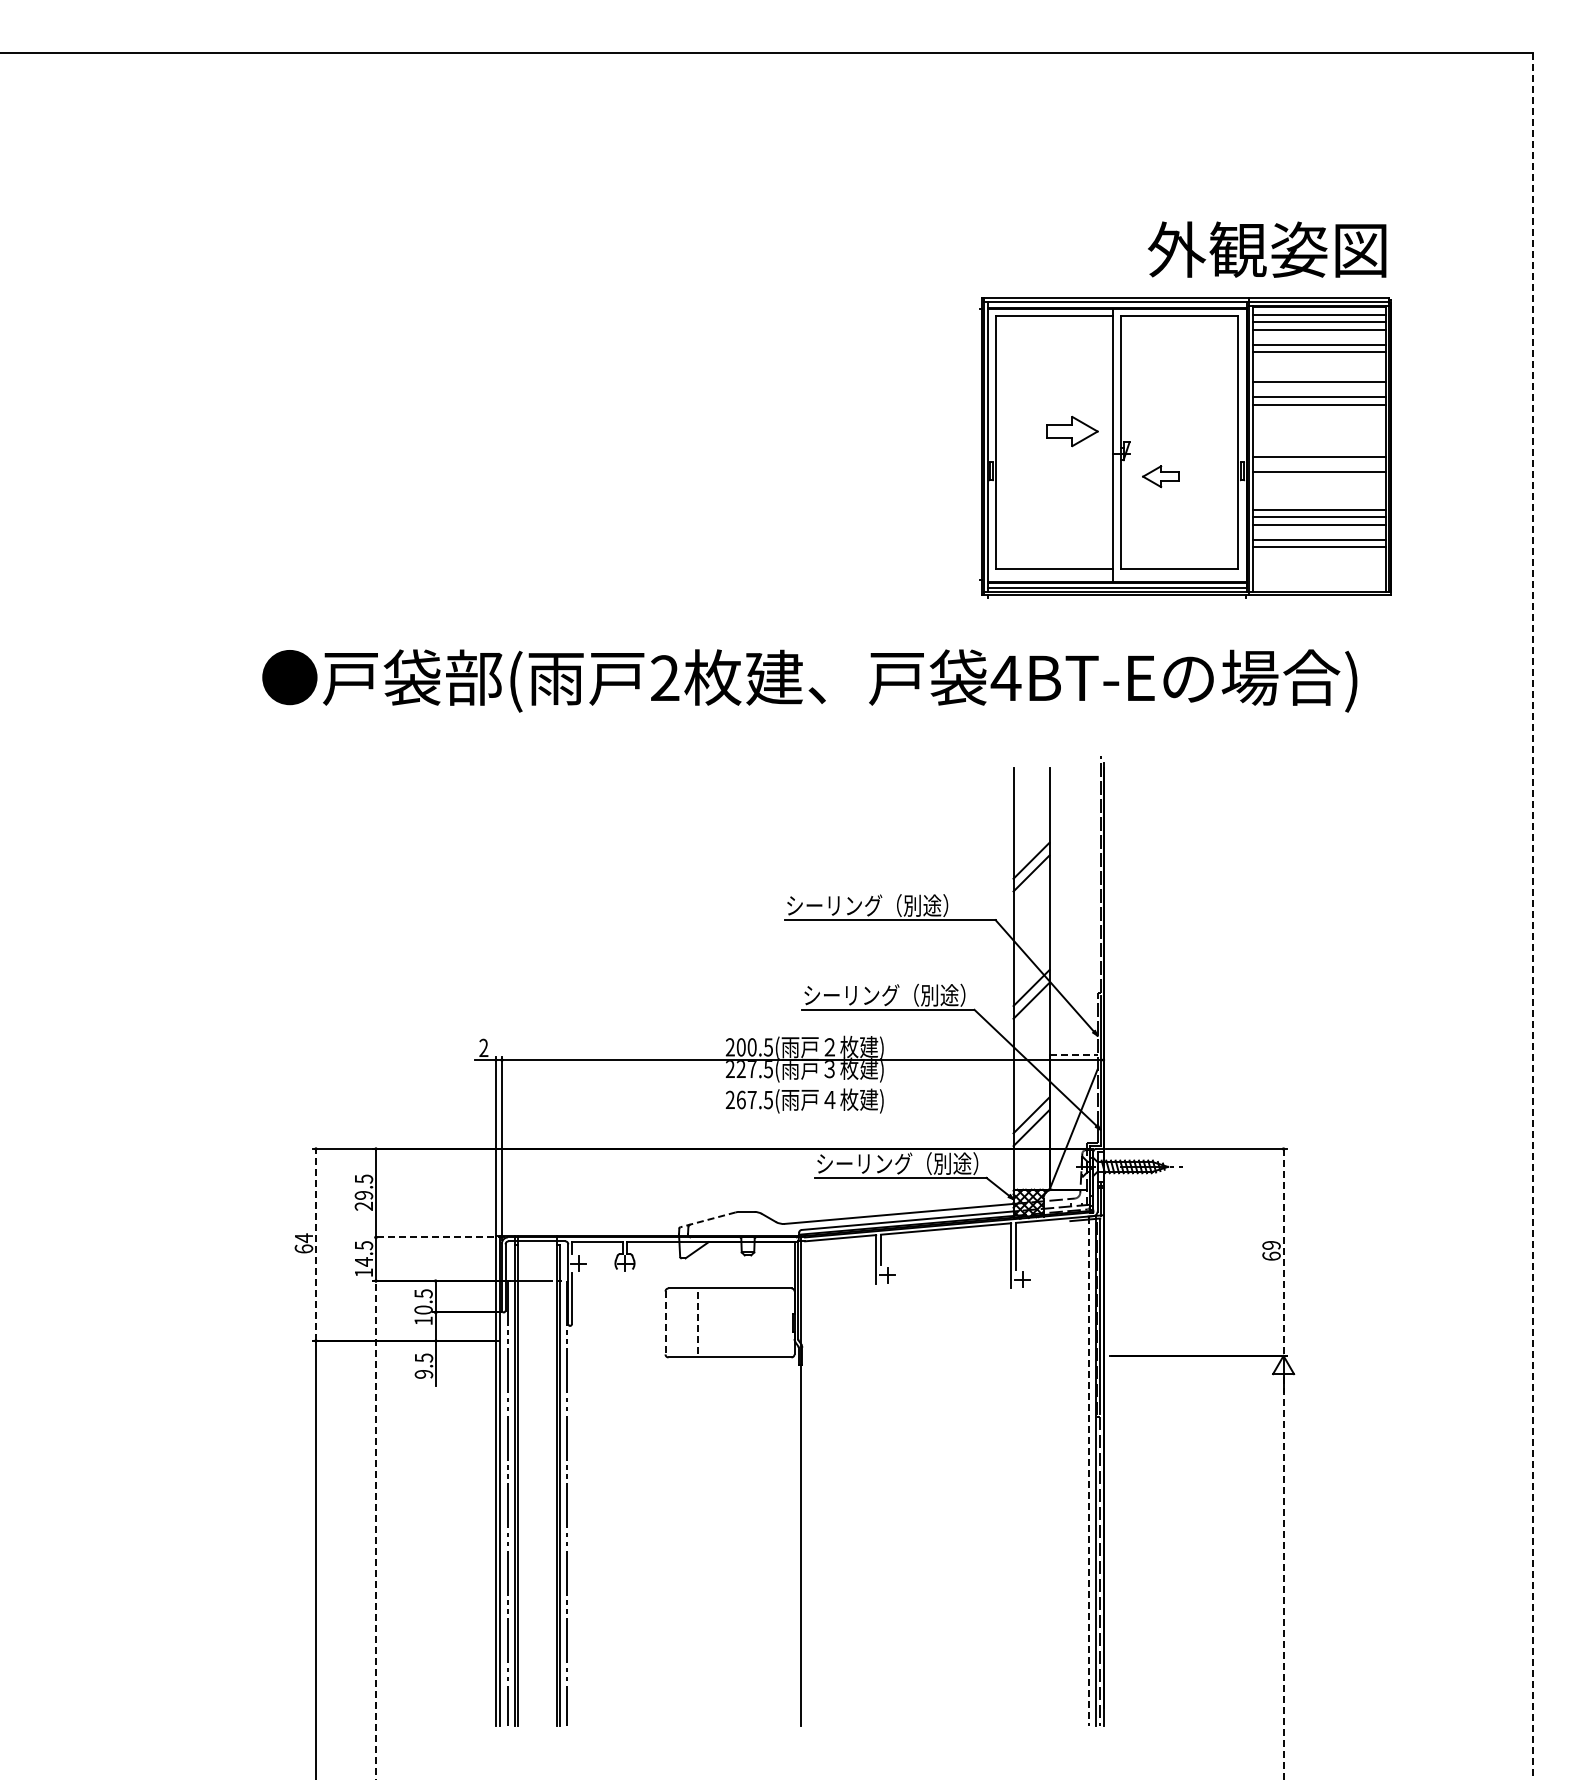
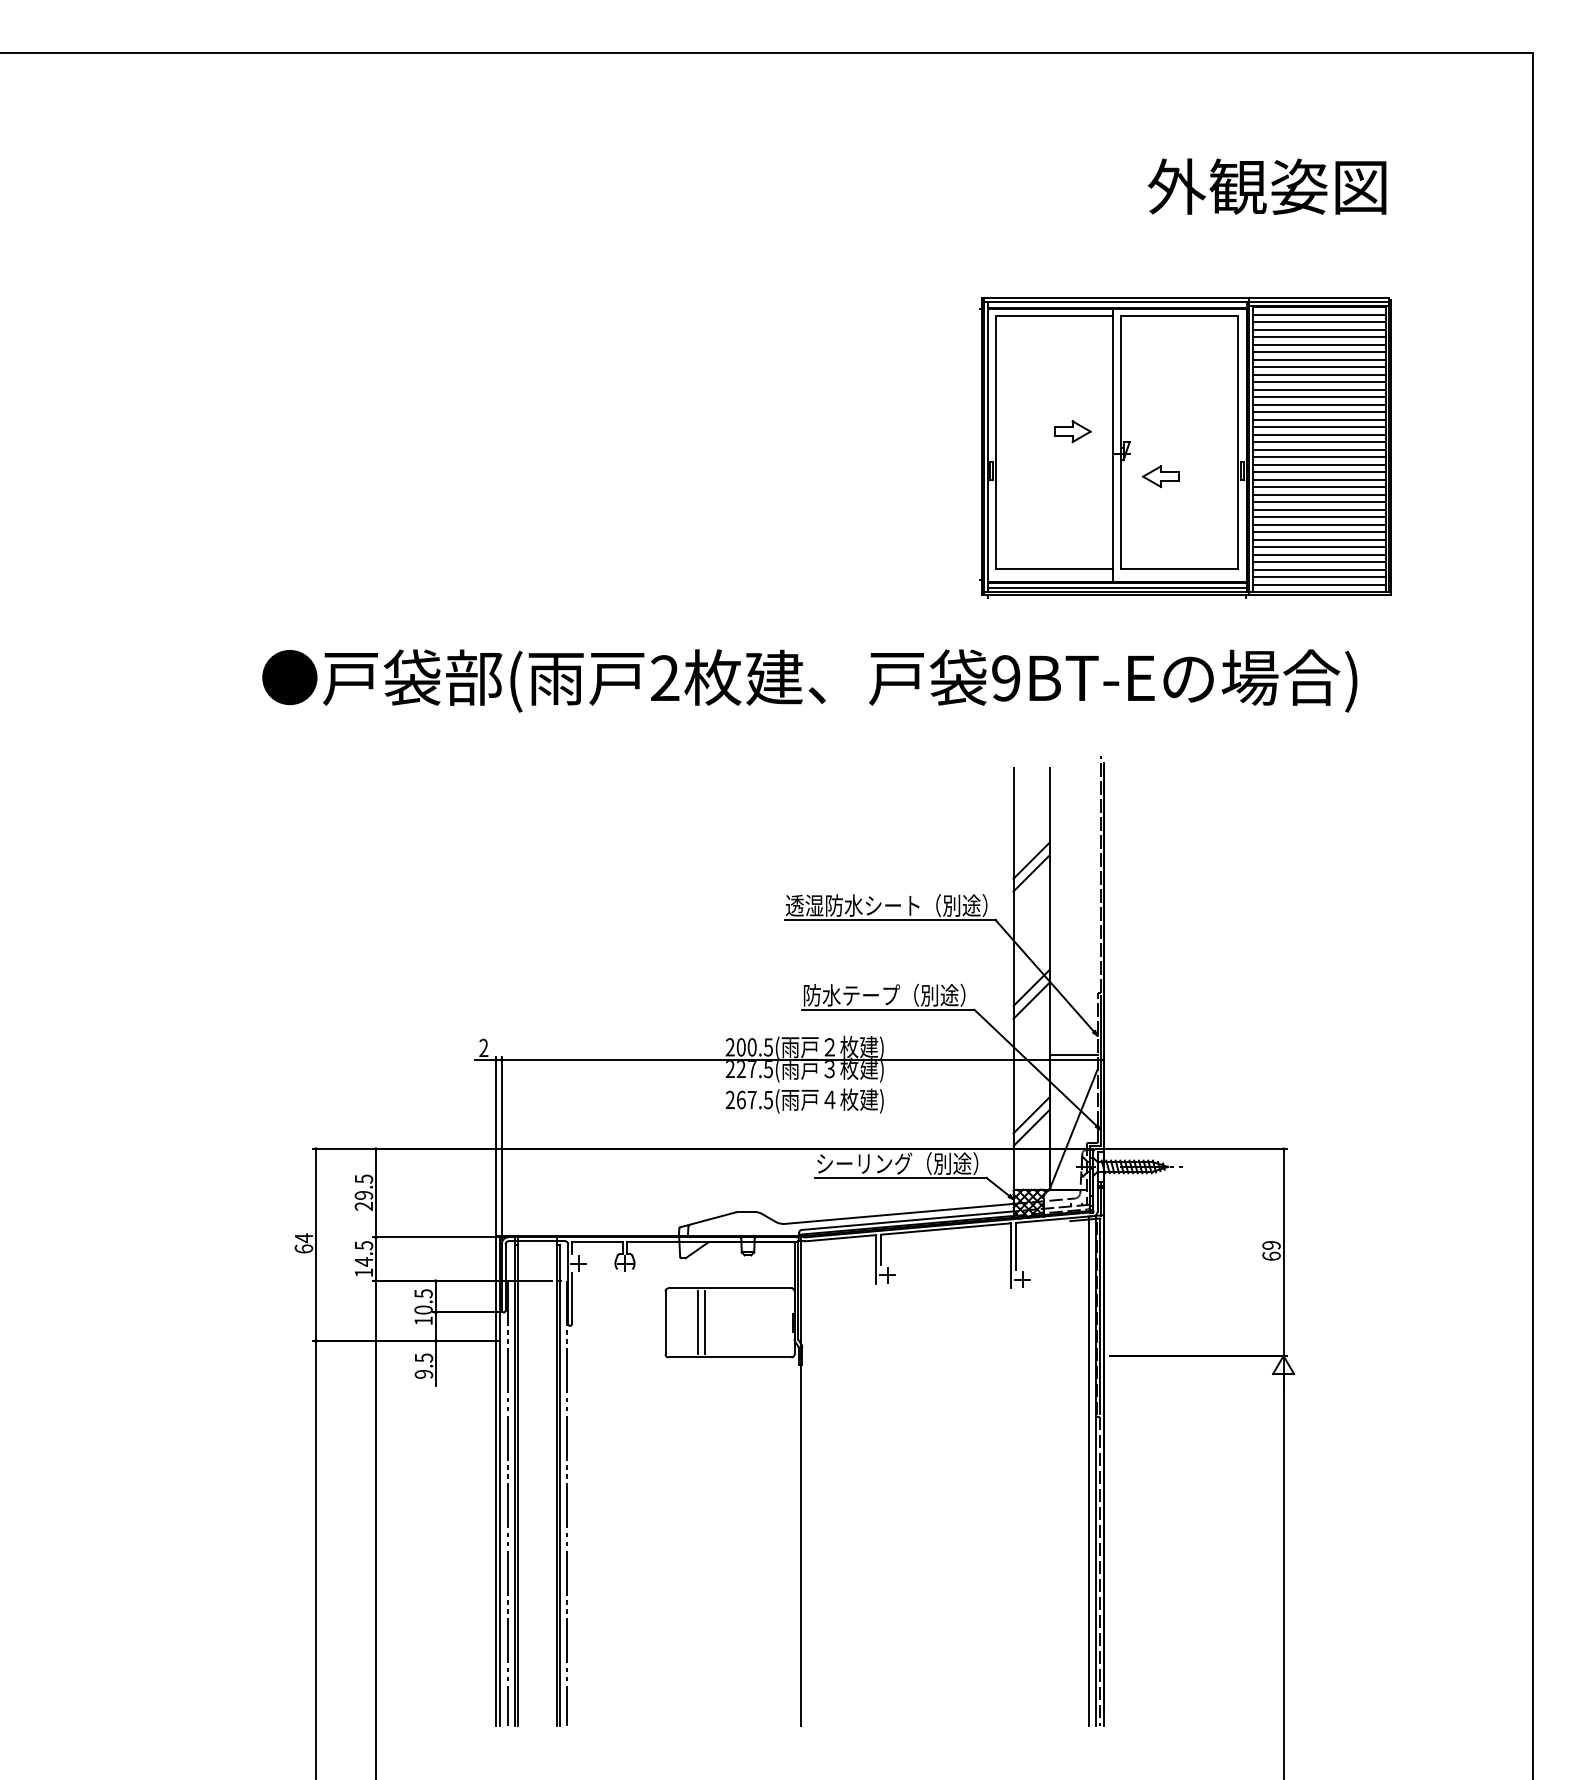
text position: (1267, 249) -> (1267, 186) (1267, 186)
line: none -> present (1318, 337)
line: none -> present (1318, 359)
line: none -> present (1318, 367)
line: none -> present (1318, 374)
line: none -> present (1318, 389)
line: none -> present (1318, 412)
line: none -> present (1318, 419)
line: none -> present (1318, 427)
part size: 53x32 px -> 38x24 px (1072, 431)
line: none -> present (1318, 434)
line: none -> present (1318, 442)
line: none -> present (1318, 449)
line: none -> present (1318, 464)
line: none -> present (1318, 479)
line: none -> present (1318, 487)
line: none -> present (1318, 494)
line: none -> present (1318, 502)
line: none -> present (1318, 532)
line: none -> present (1318, 554)
line: none -> present (1318, 562)
line: none -> present (1318, 569)
line: none -> present (1318, 577)
line: none -> present (1318, 584)
text: 4BT-E -> 9BT-E (1005, 678)
text: シーリング（別途） -> 透湿防水シート（別途） (886, 905)
line: dashed -> solid (1532, 916)
text: シーリング（別途） -> 防水テープ（別途） (851, 995)
line: dashed -> solid (1074, 1054)
line: dashed -> solid (708, 1219)
line: dashed -> solid (438, 1237)
line: dashed -> solid (315, 1244)
line: dashed -> solid (1283, 1252)
line: dashed -> solid (665, 1322)
line: dashed -> solid (698, 1322)
line: none -> present (705, 1322)
line: dashed -> solid (1088, 1471)
line: dashed -> solid (375, 1529)
line: dashed -> solid (1283, 1578)
